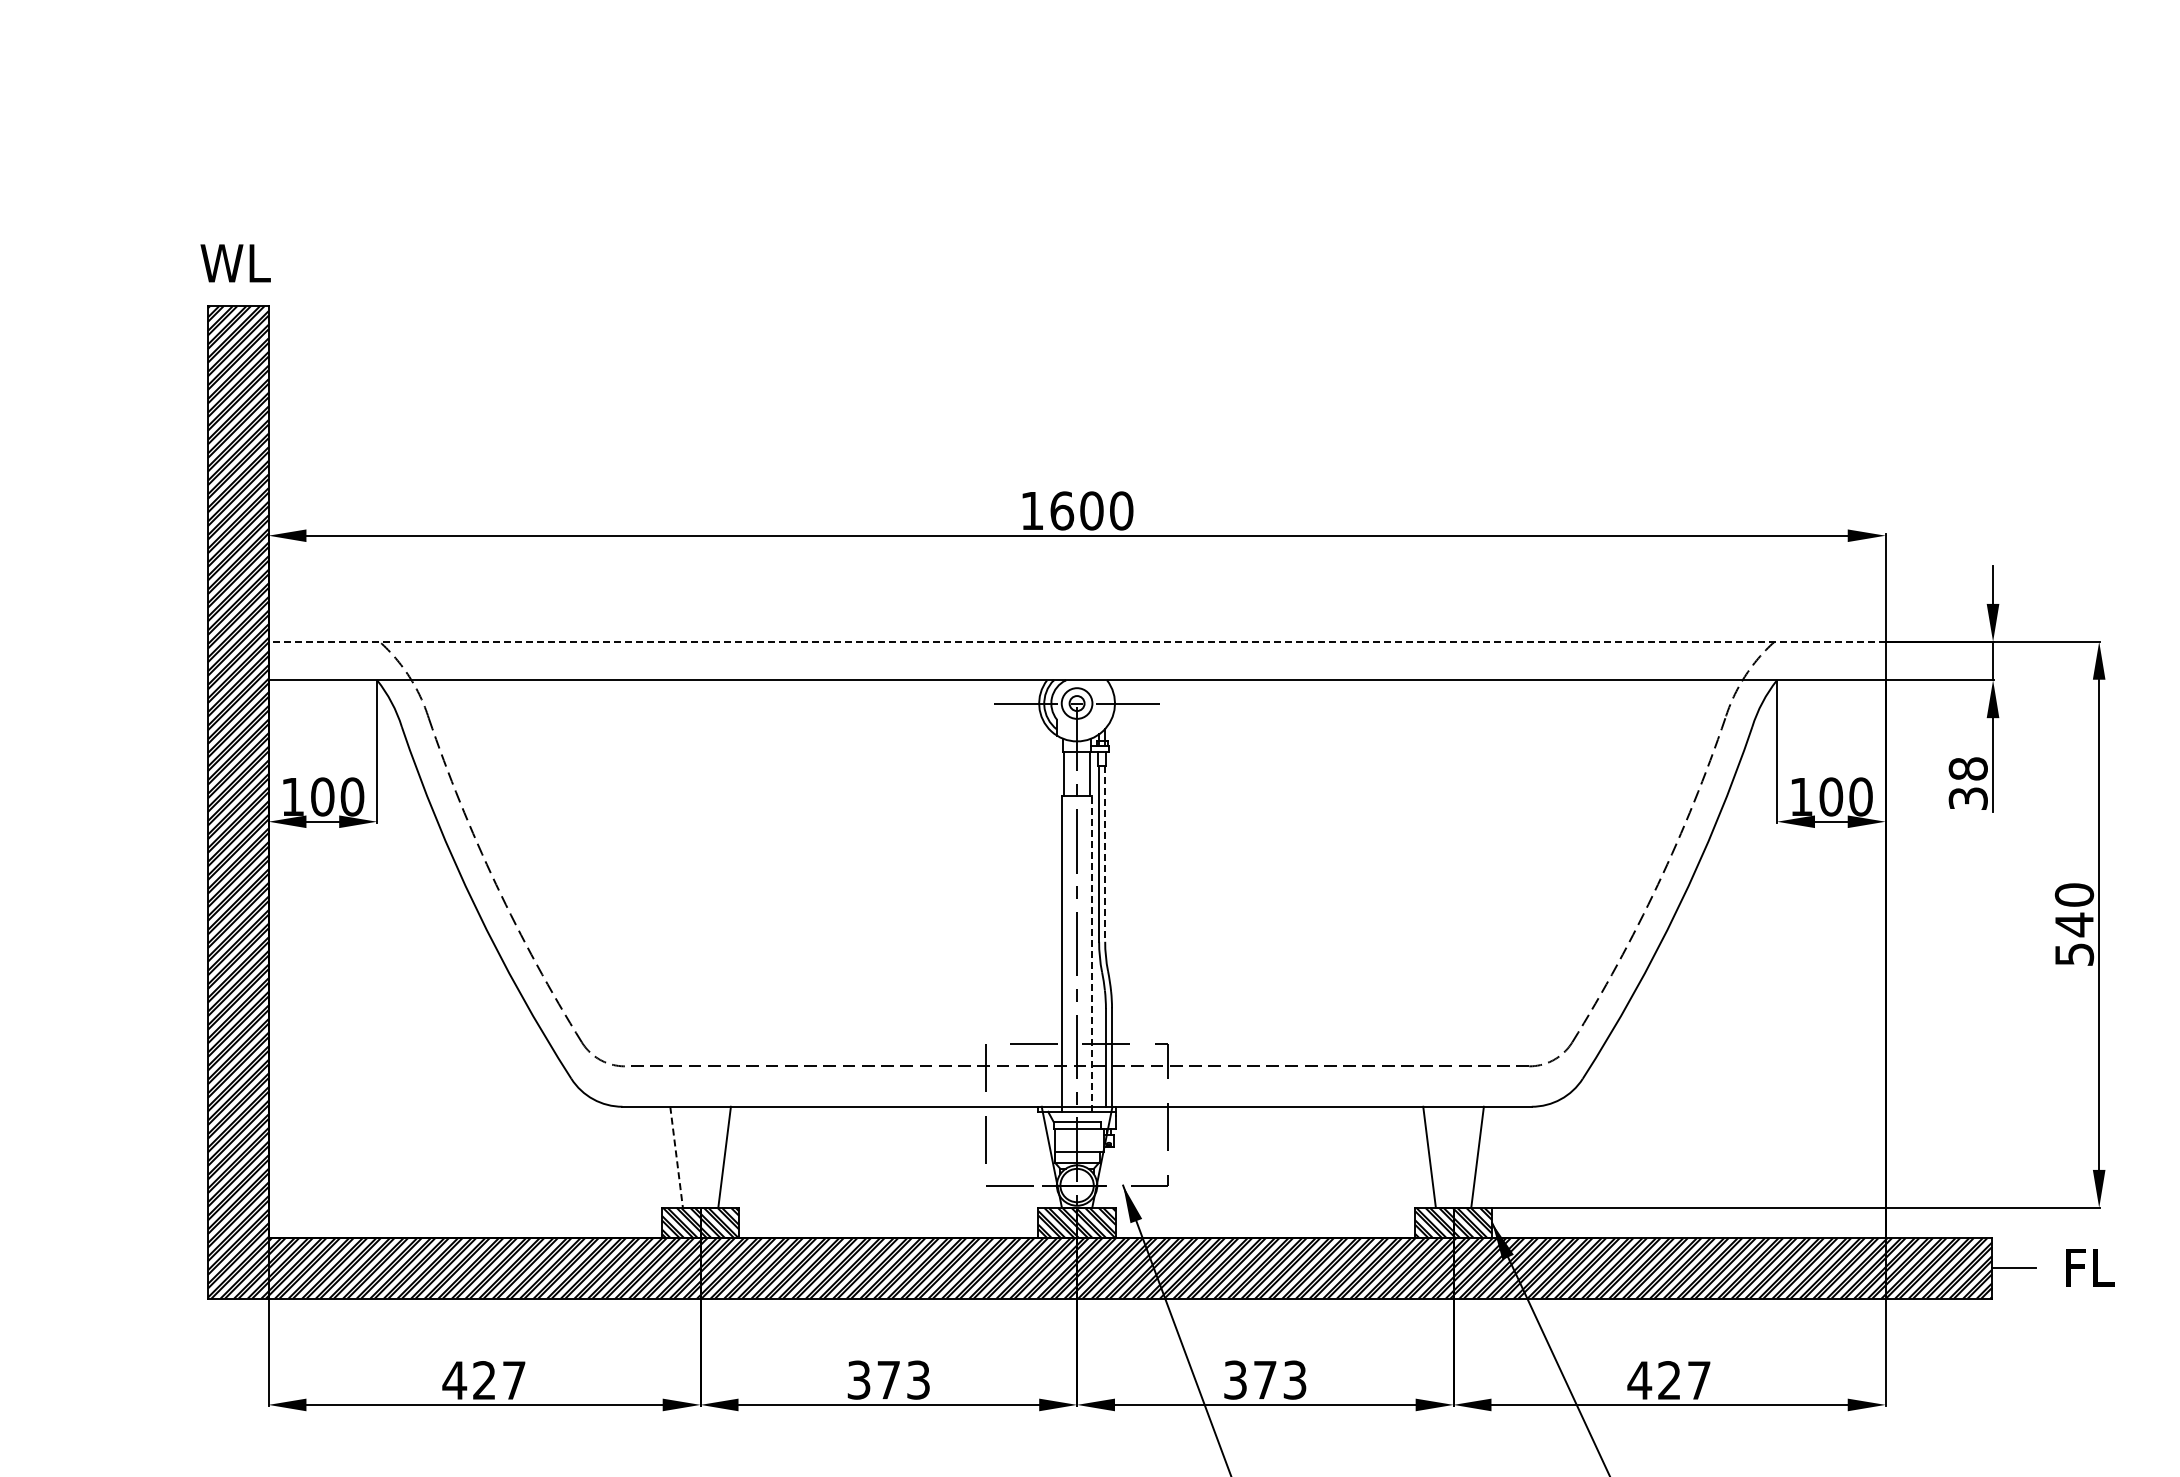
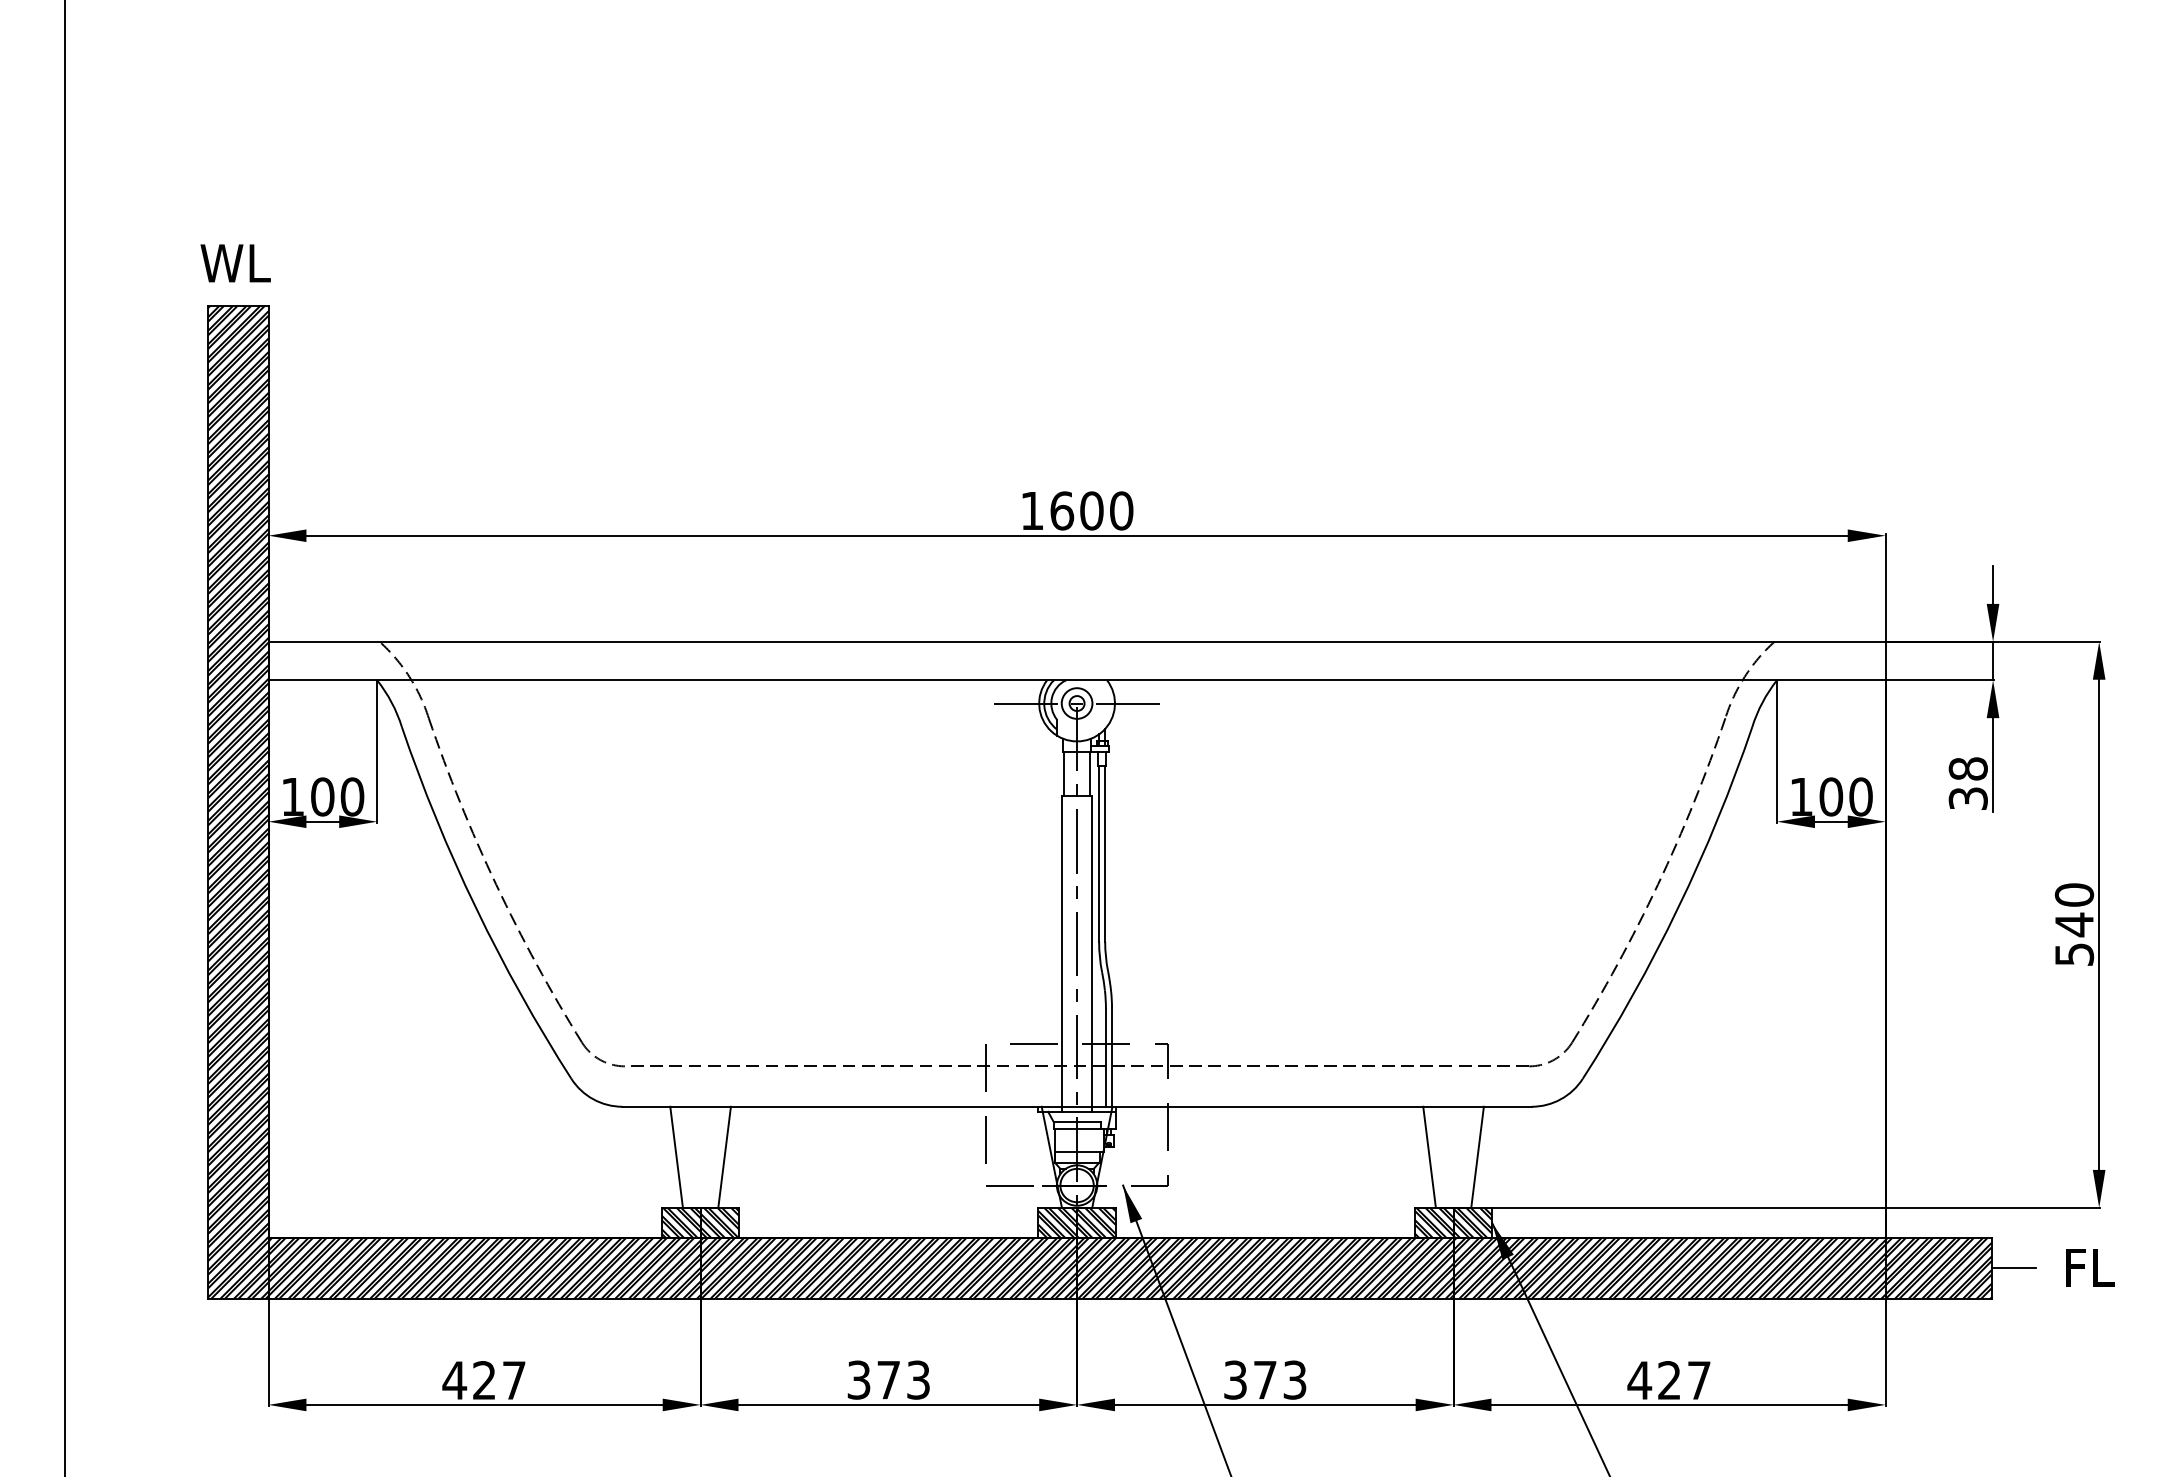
line: dashed -> solid (1077, 641)
line: none -> present (65, 737)
line: dashed -> solid (1105, 854)
line: dashed -> solid (1092, 953)
line: dashed -> solid (676, 1157)
